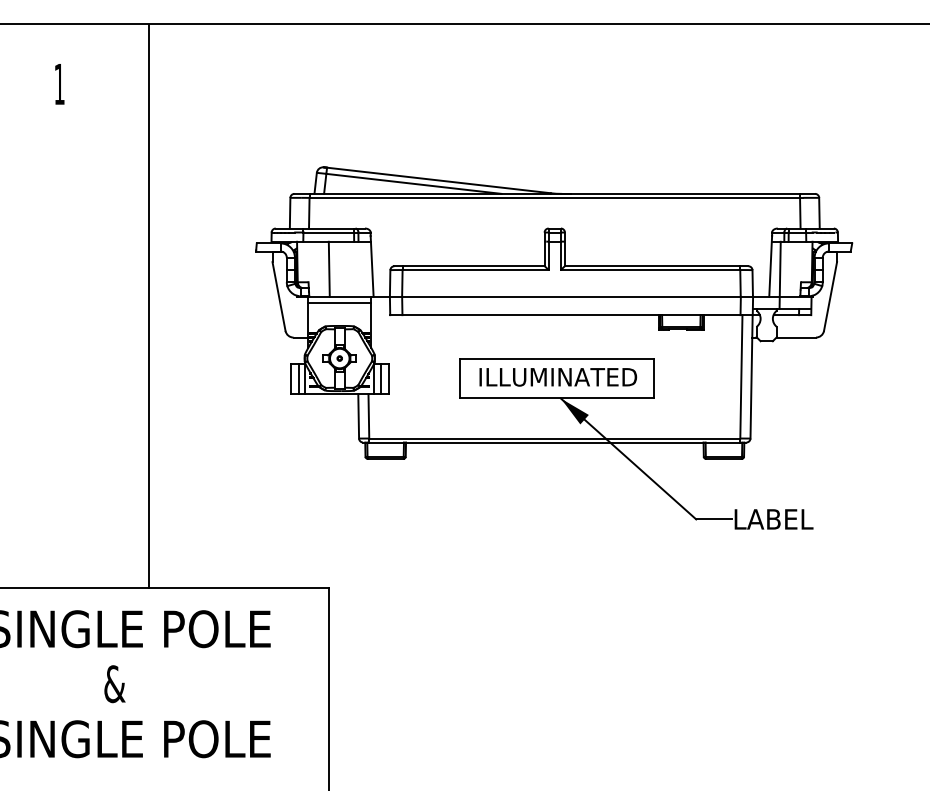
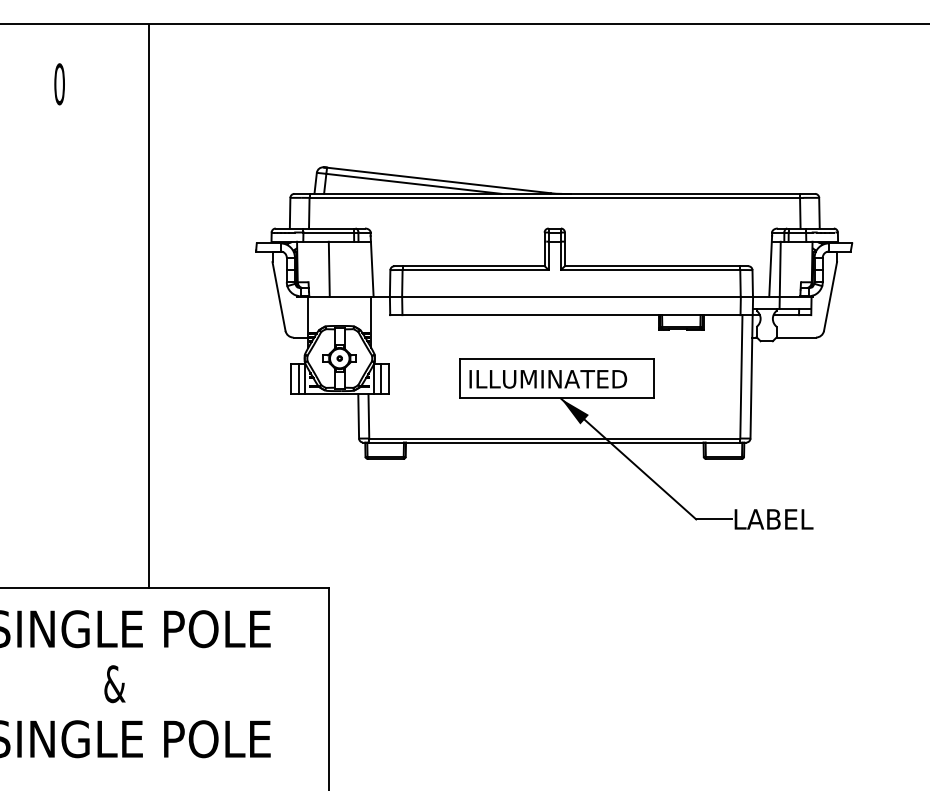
text: 1 -> 0 (59, 84)
line: present -> none (339, 302)
text position: (558, 377) -> (548, 379) (548, 379)
